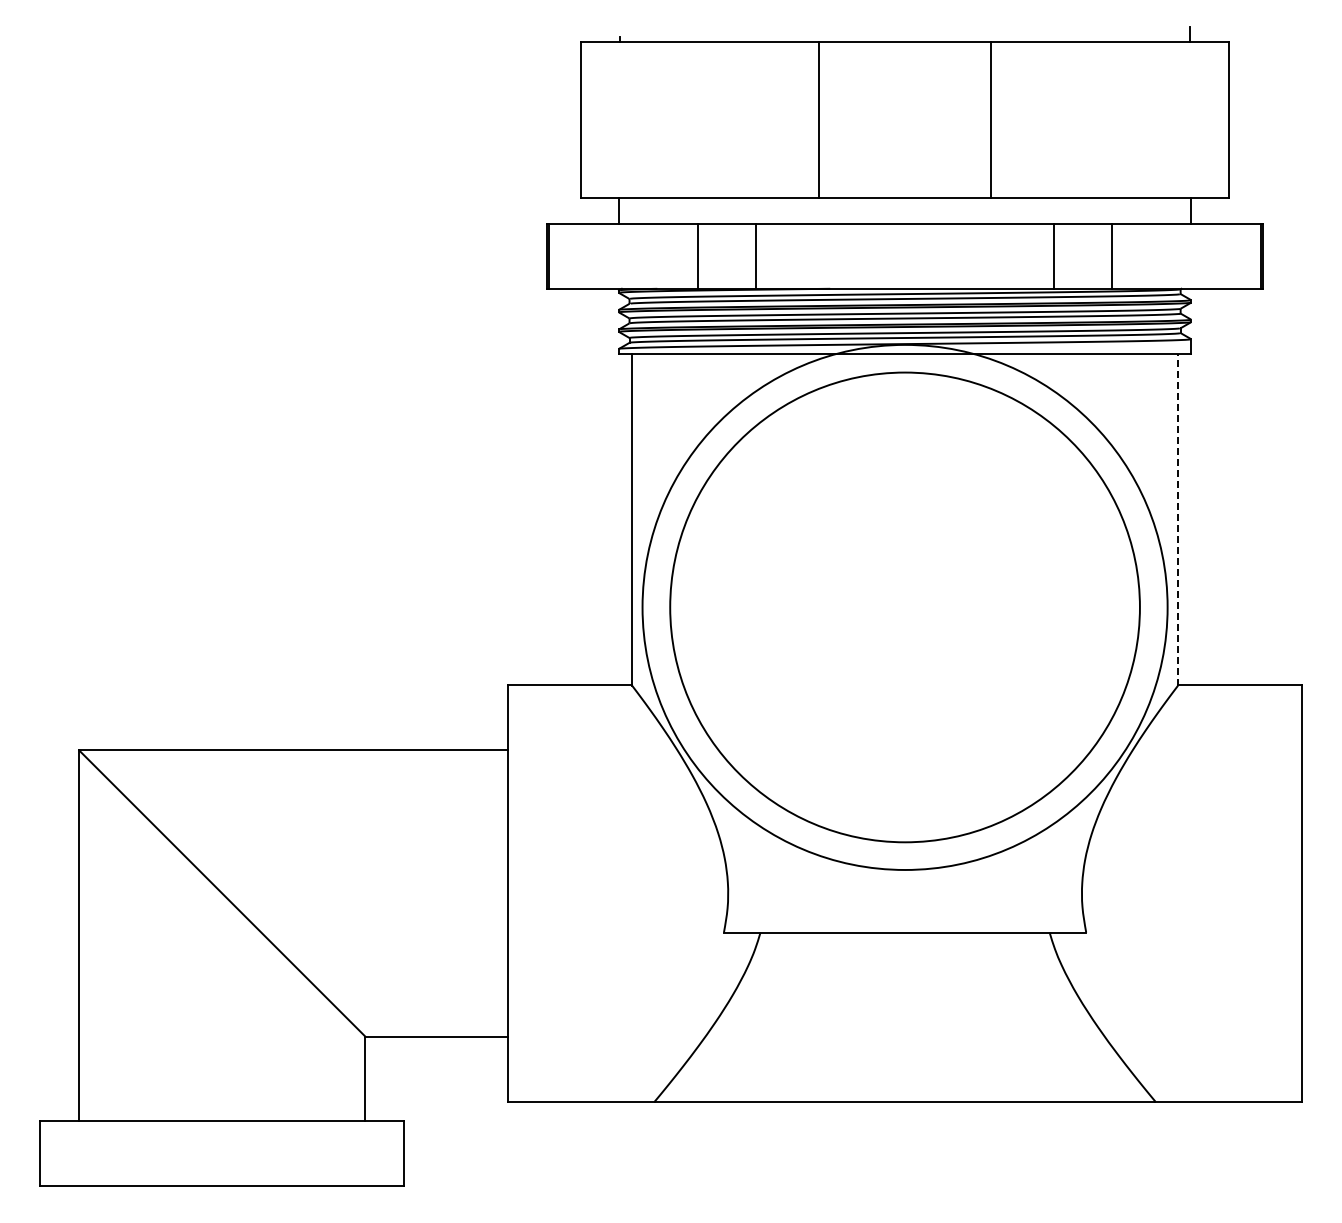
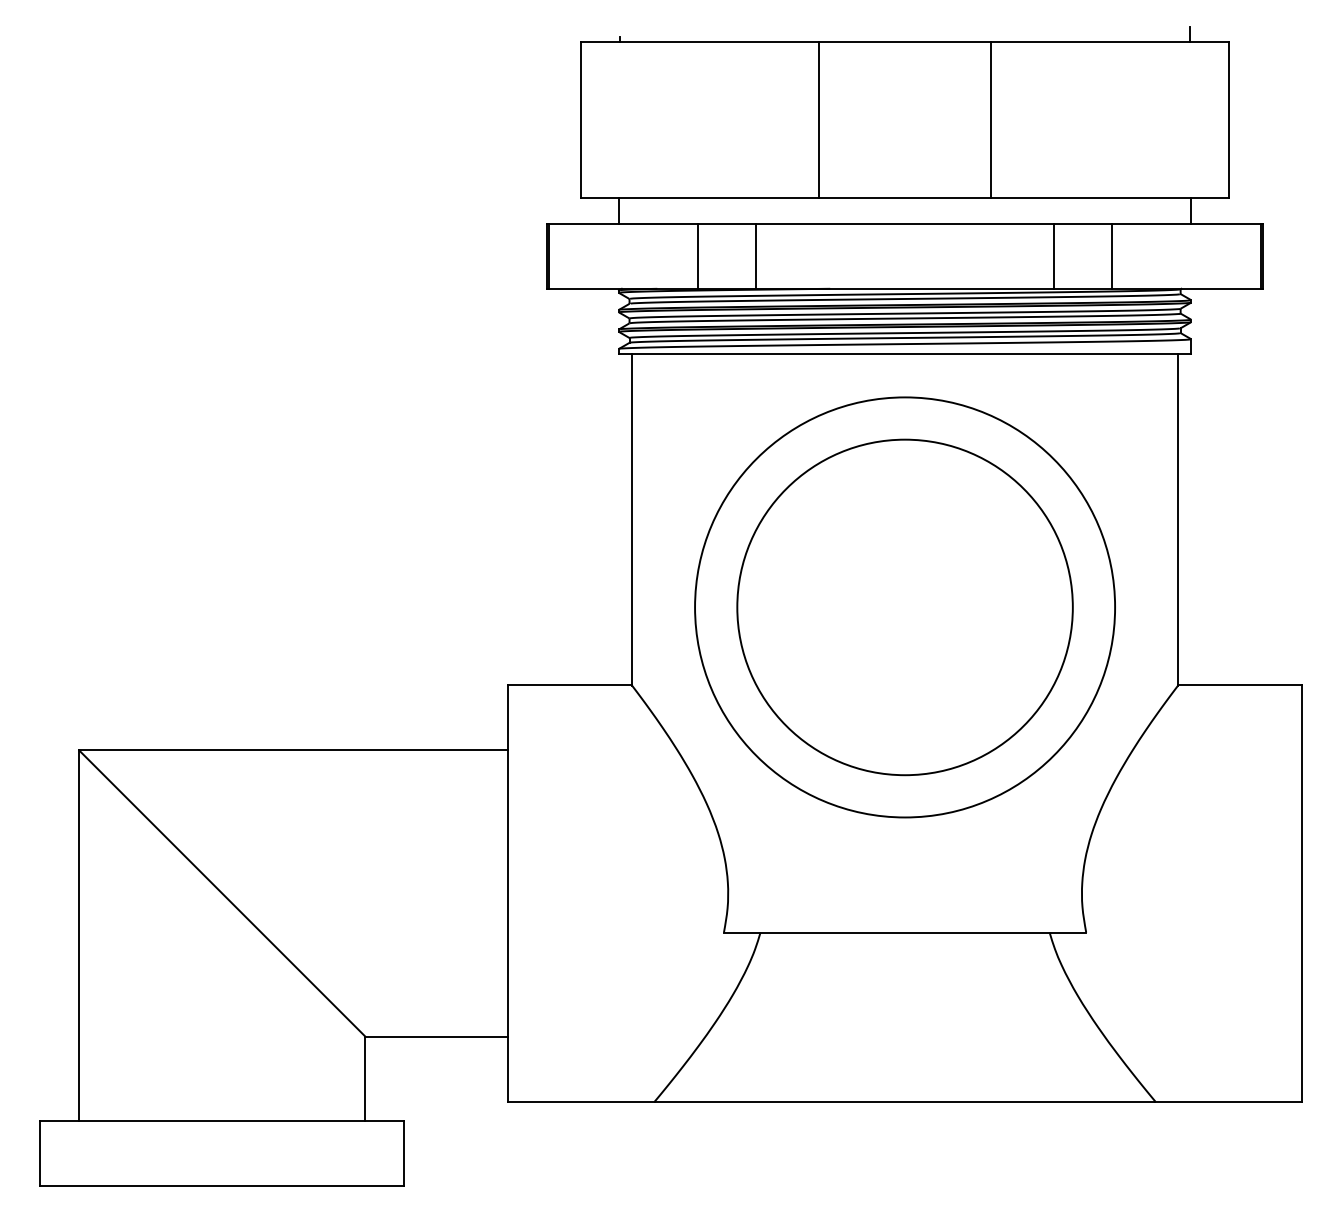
line: dashed -> solid (1178, 519)
circle diameter: 525 px -> 420 px (905, 607)
circle diameter: 470 px -> 336 px (904, 607)
